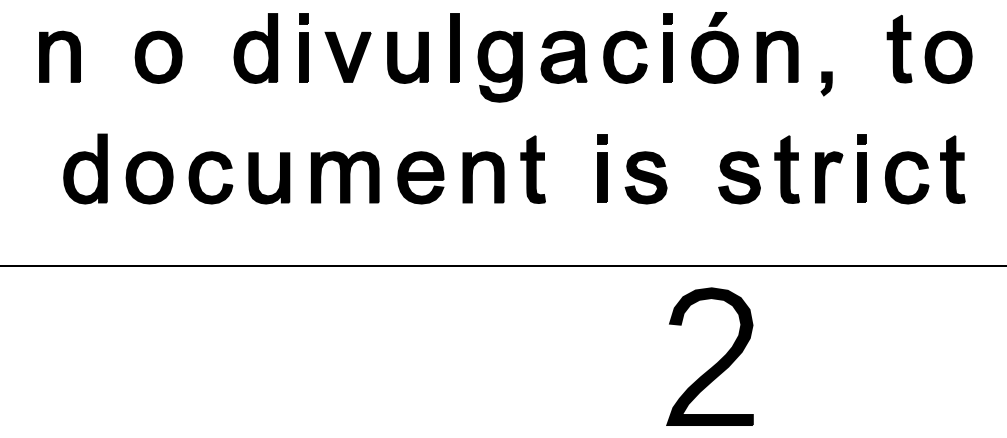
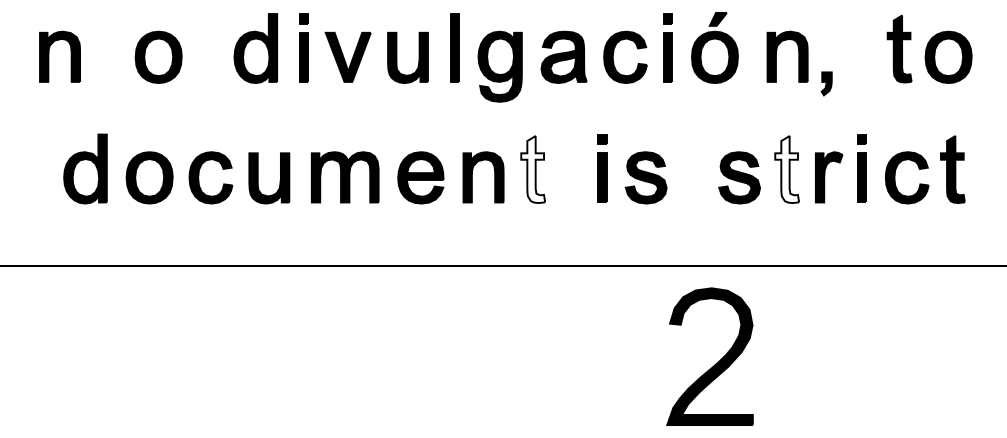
part position: (766, 56) -> (776, 56) (776, 56)
fill: present -> none (533, 169)
fill: present -> none (787, 169)
